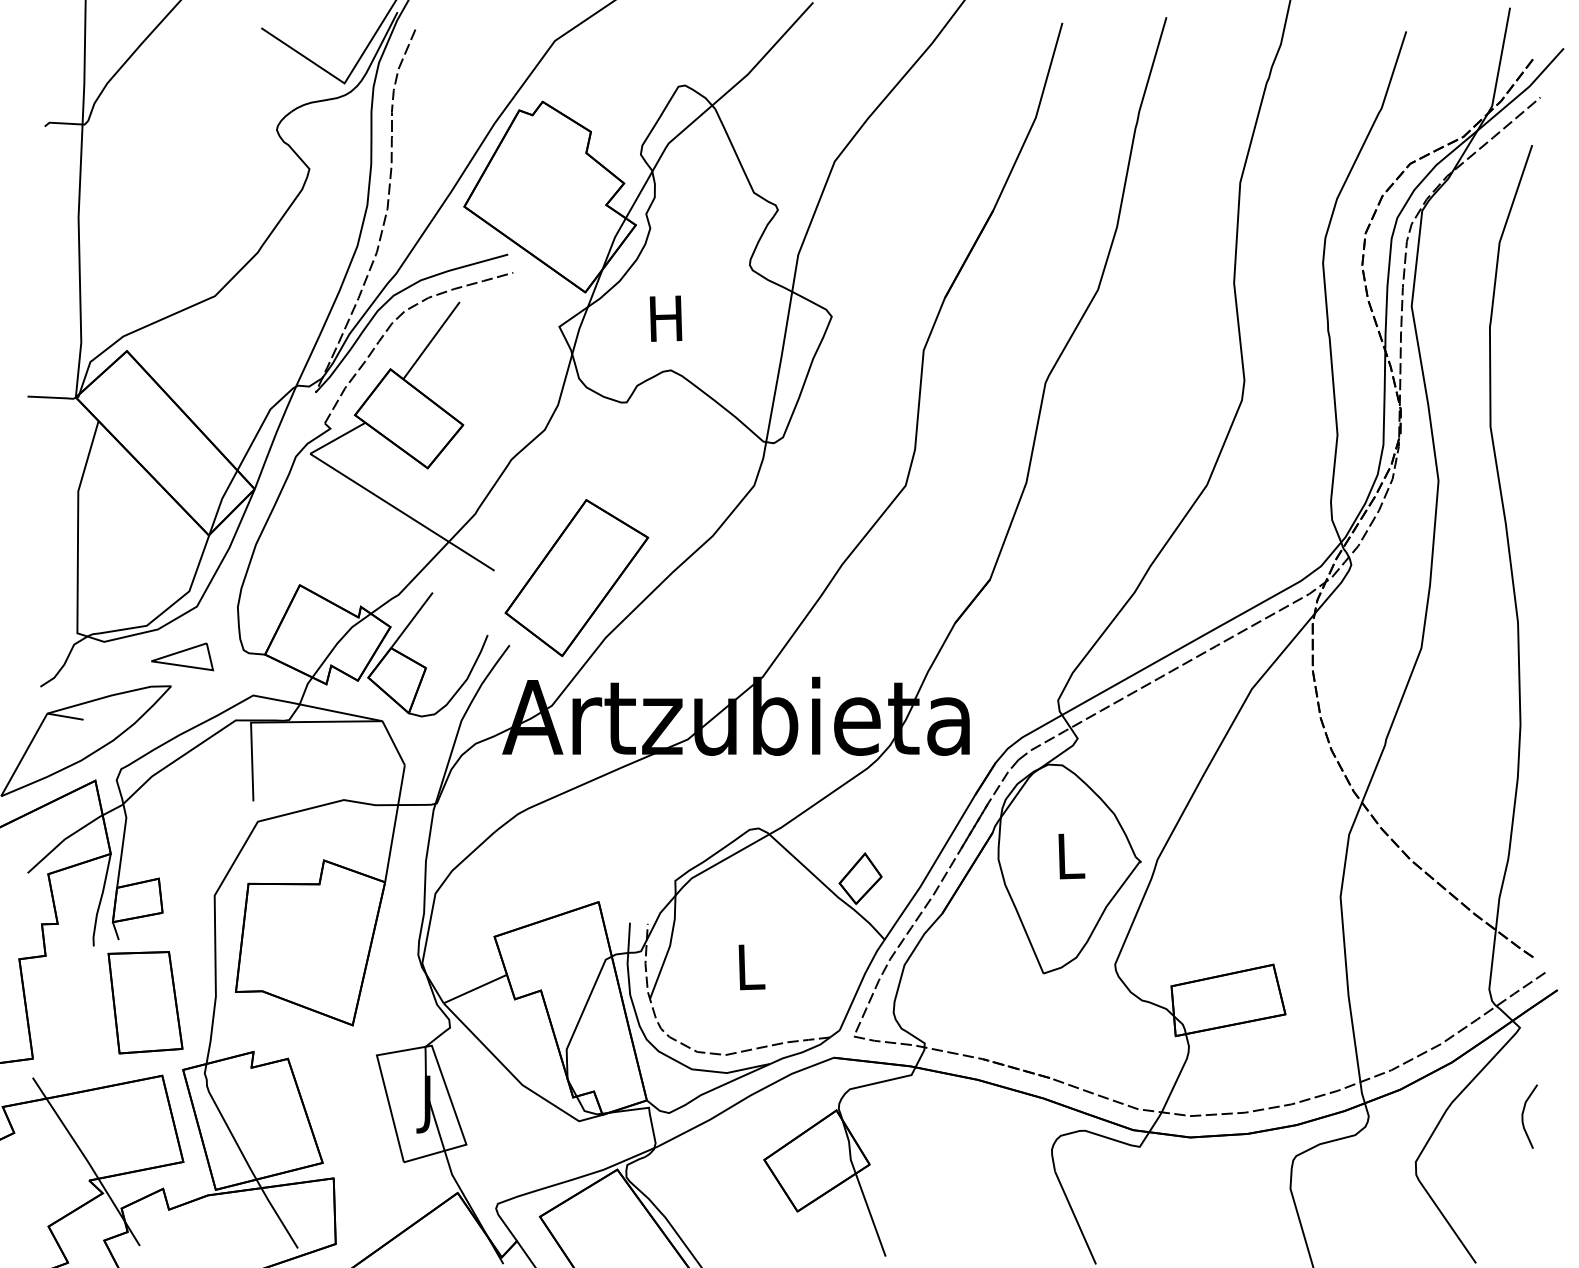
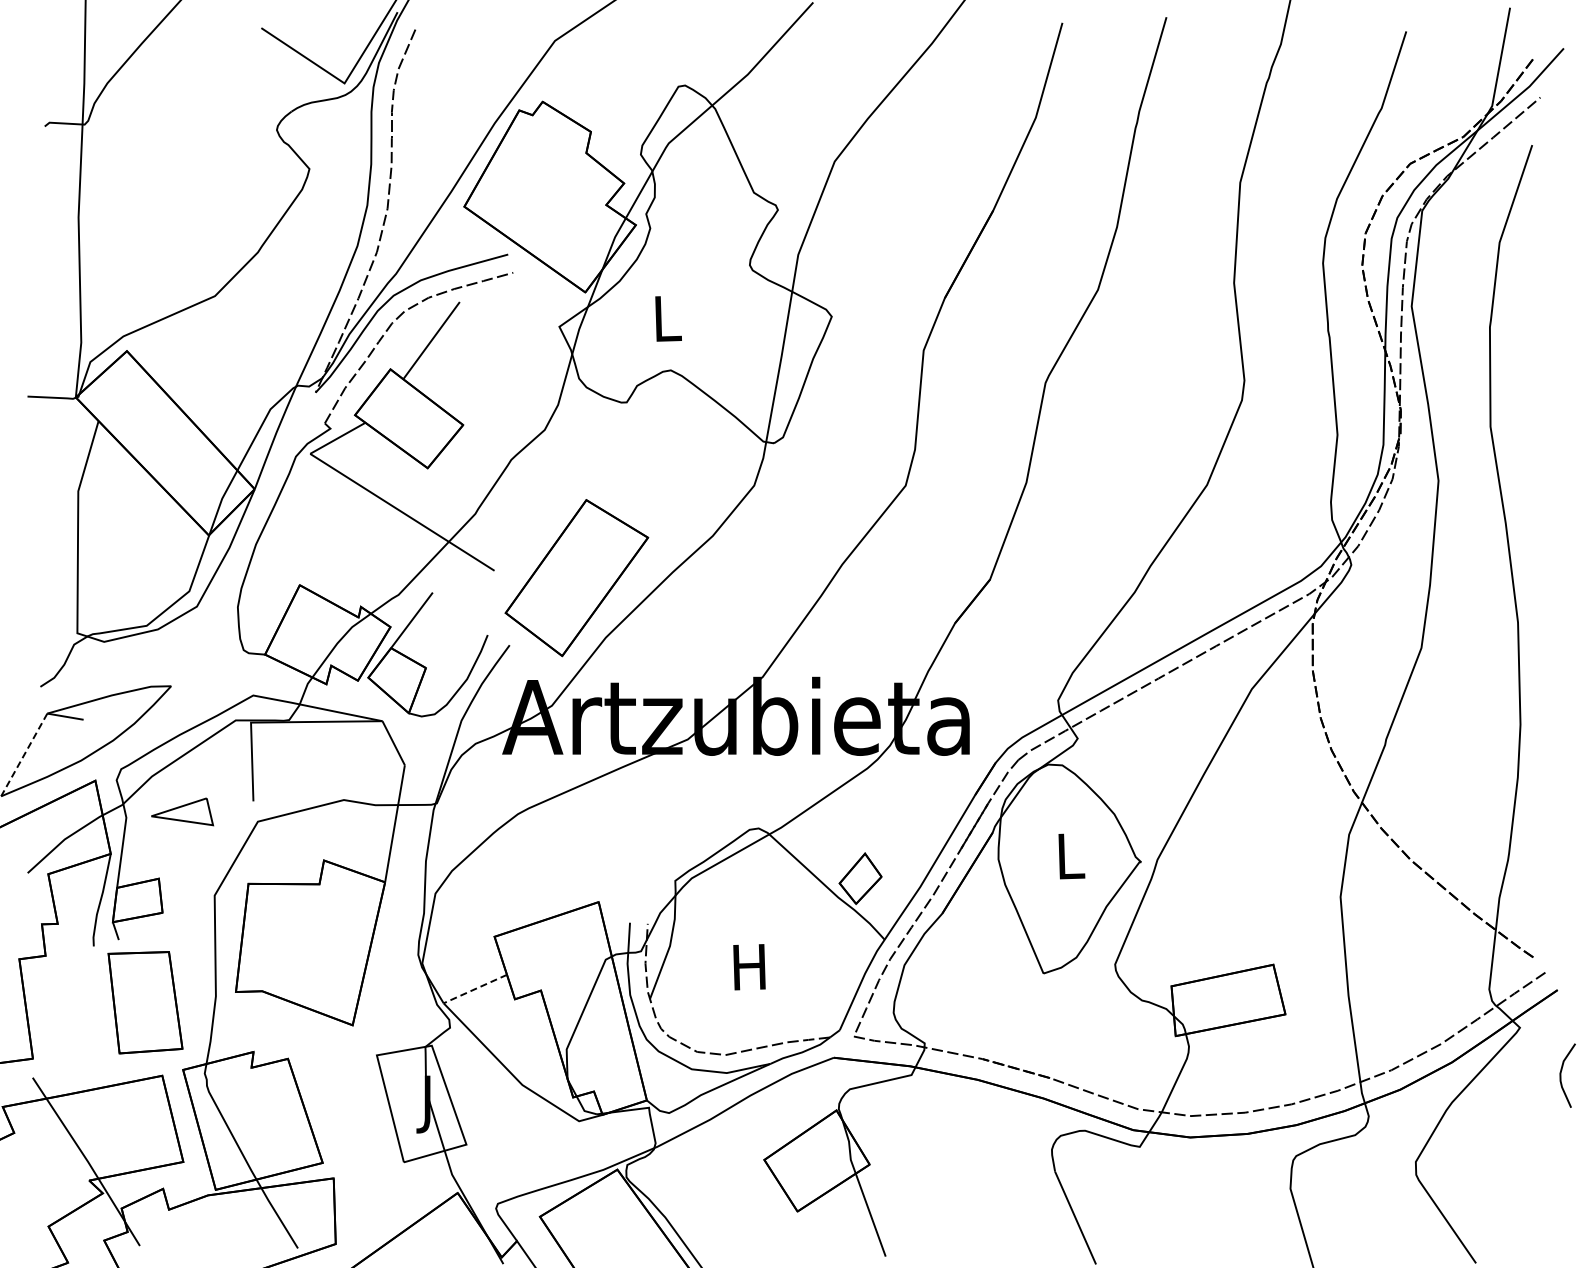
text: H -> L (665, 318)
part position: (182, 656) -> (182, 811) (182, 811)
line: solid -> dashed (24, 755)
text: L -> H (749, 967)
line: solid -> dashed (475, 989)
curve position: (1523, 1116) -> (1561, 1075) (1561, 1075)
